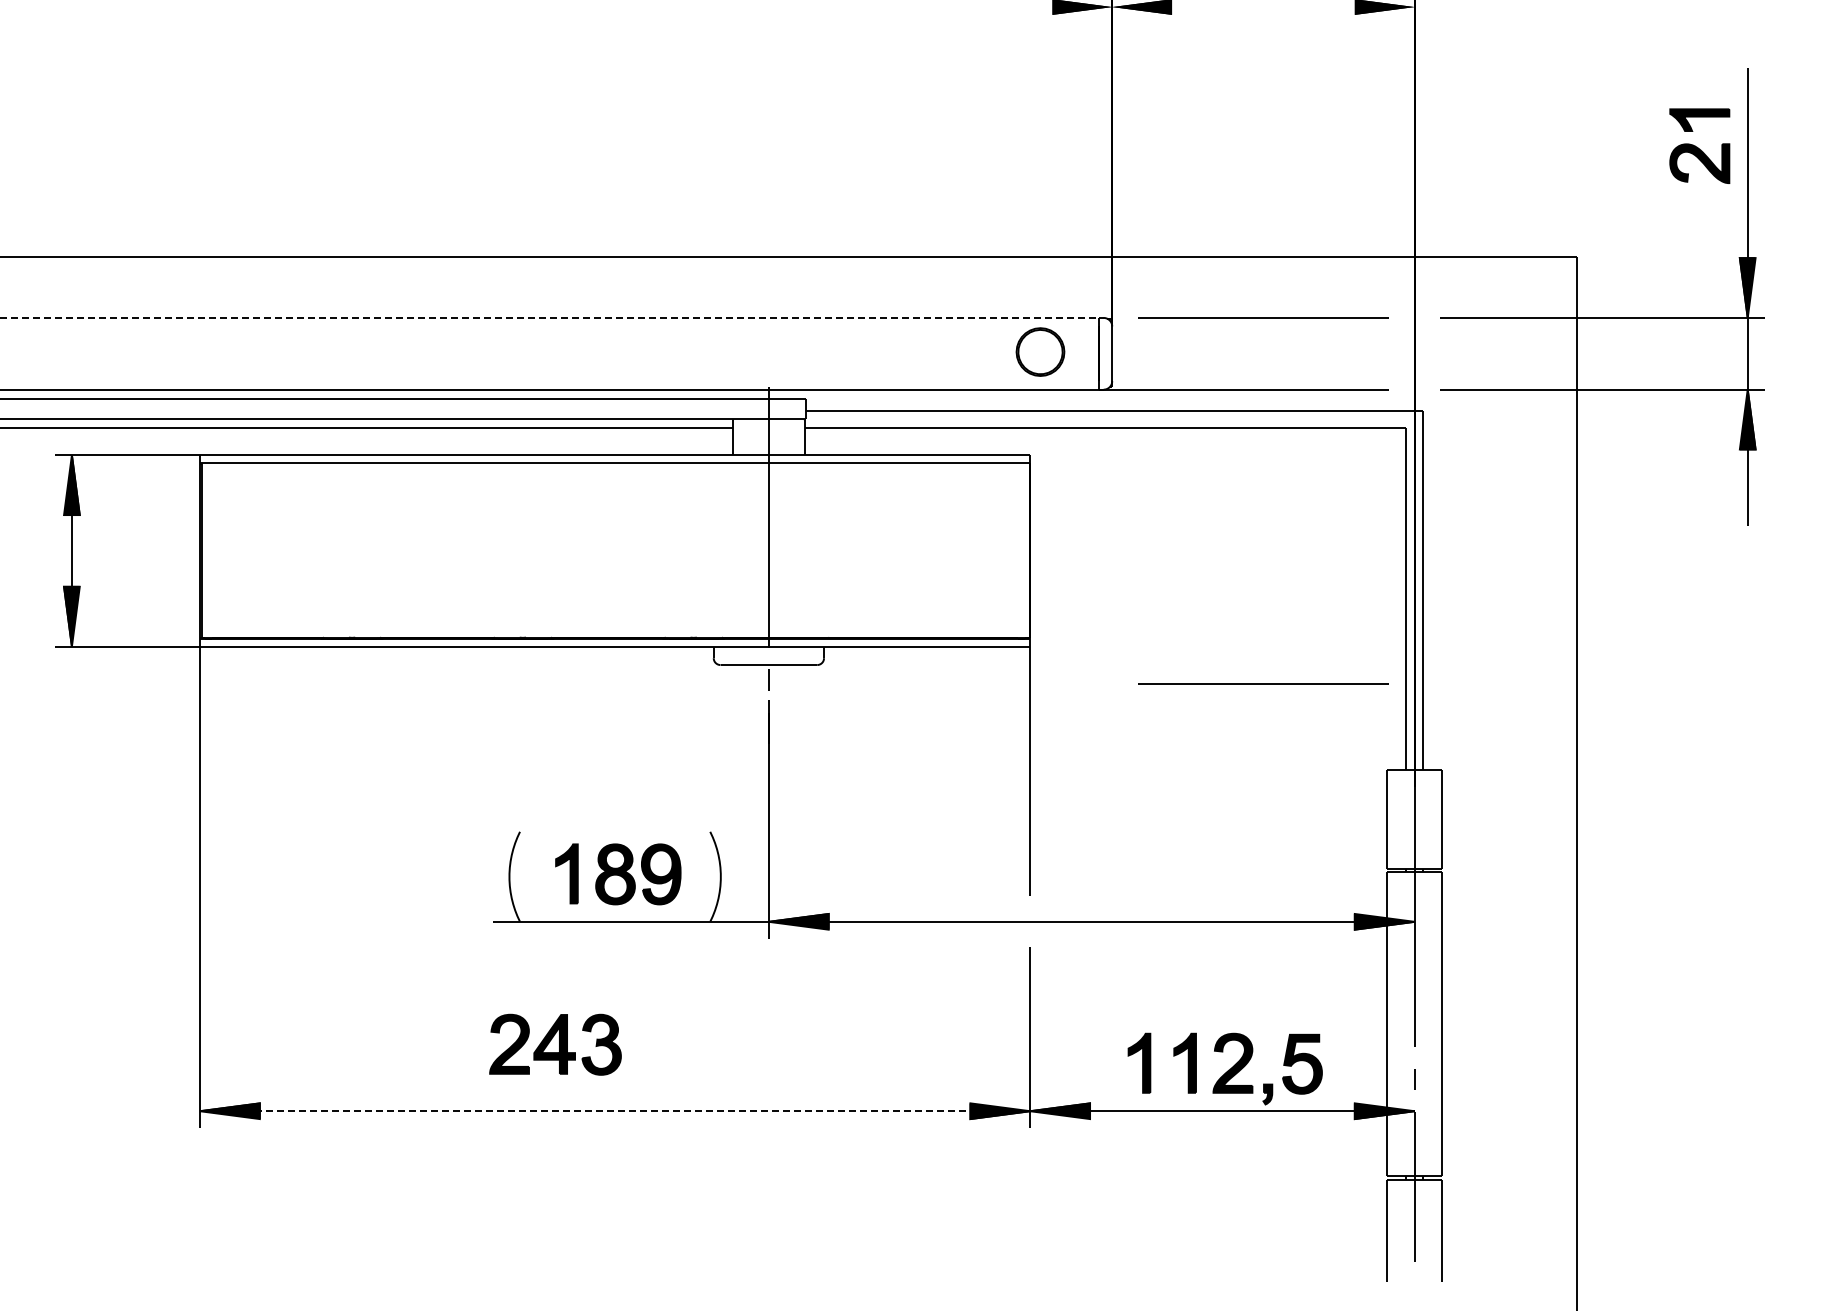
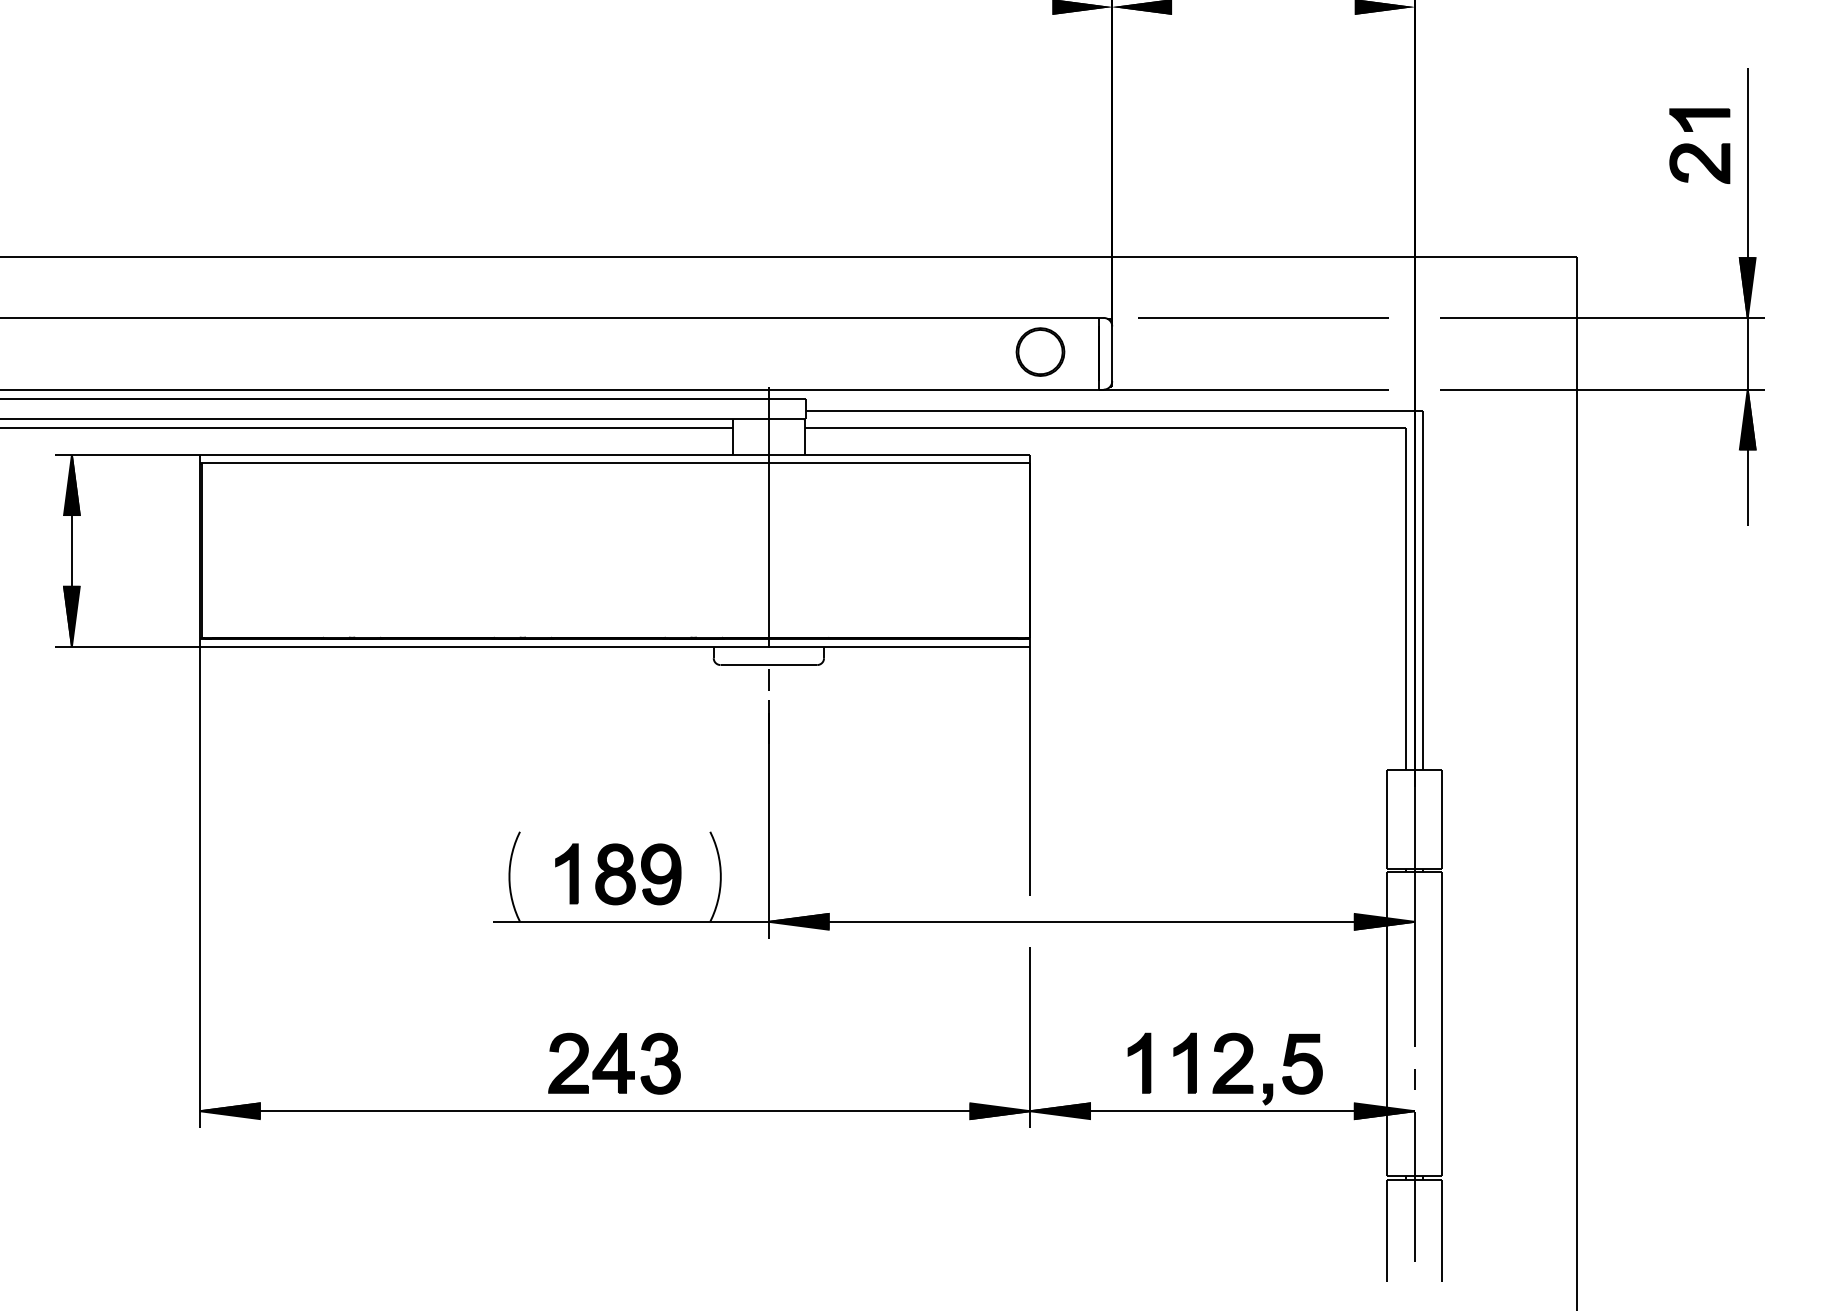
line: dashed -> solid (549, 317)
line: present -> none (1263, 683)
part position: (555, 1044) -> (614, 1063) (614, 1063)
line: dashed -> solid (615, 1111)
